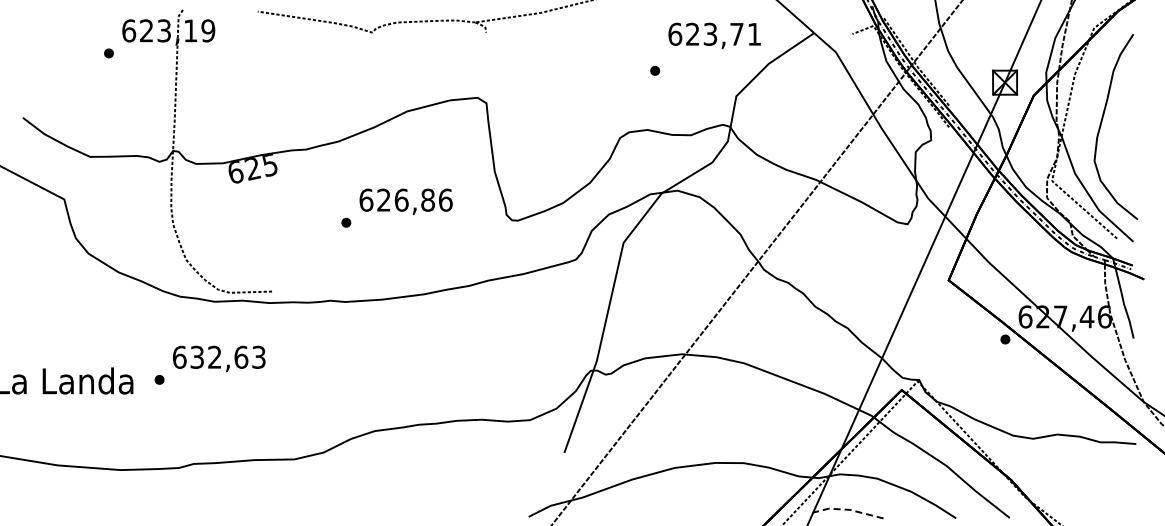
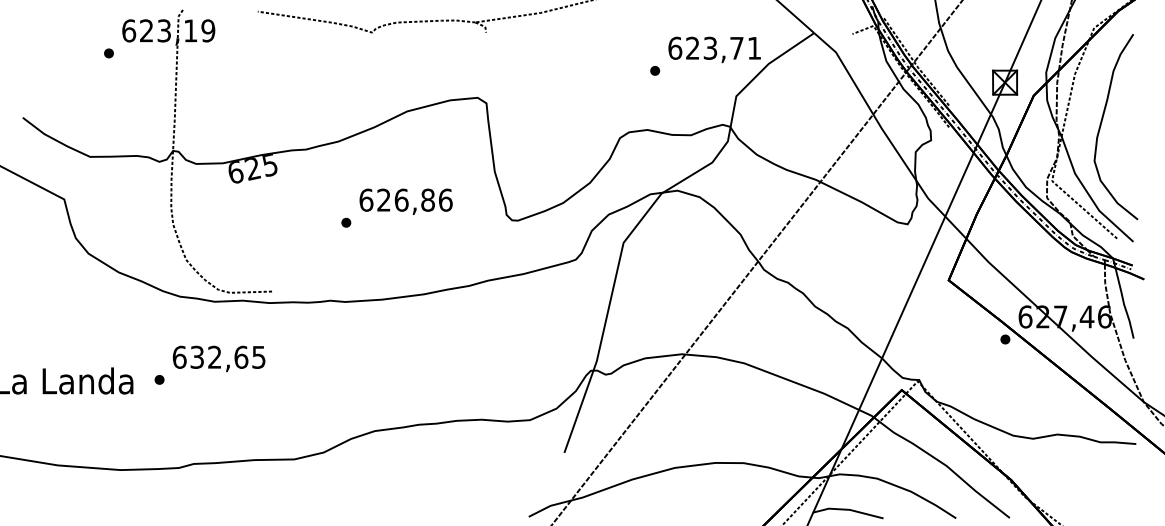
text position: (714, 35) -> (714, 49) (714, 49)
text: 632,63 -> 632,65 (259, 356)
line: dashed -> solid (847, 509)
